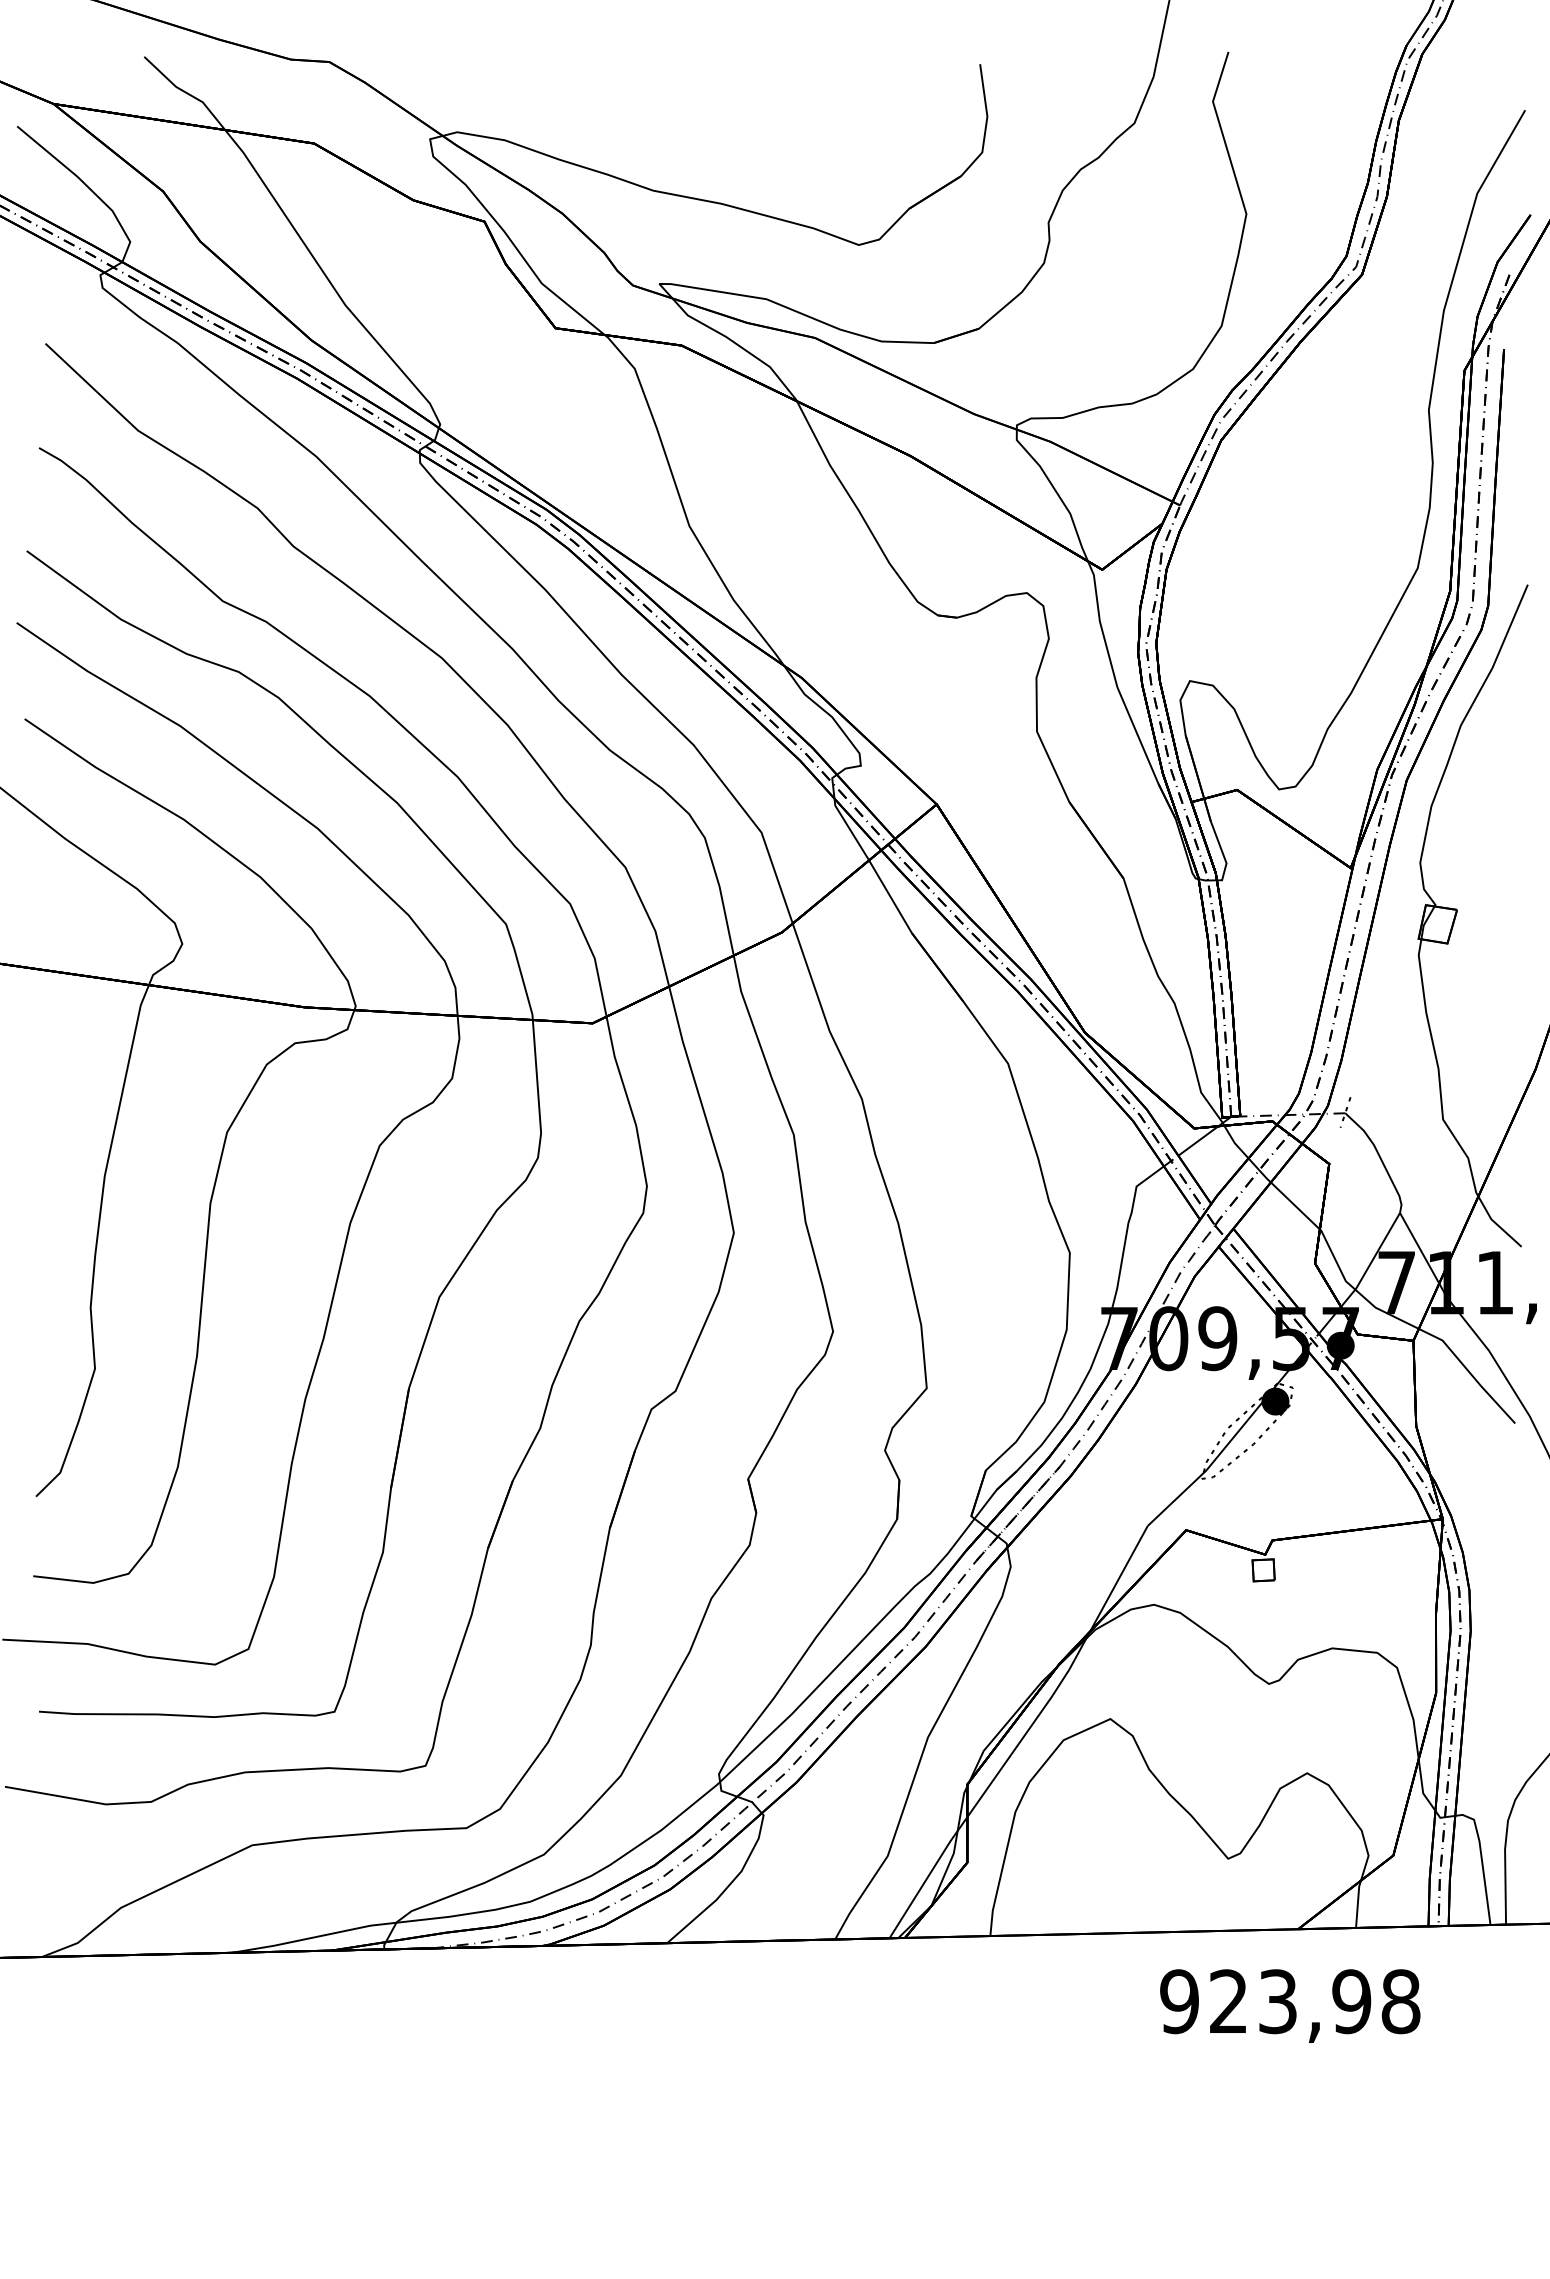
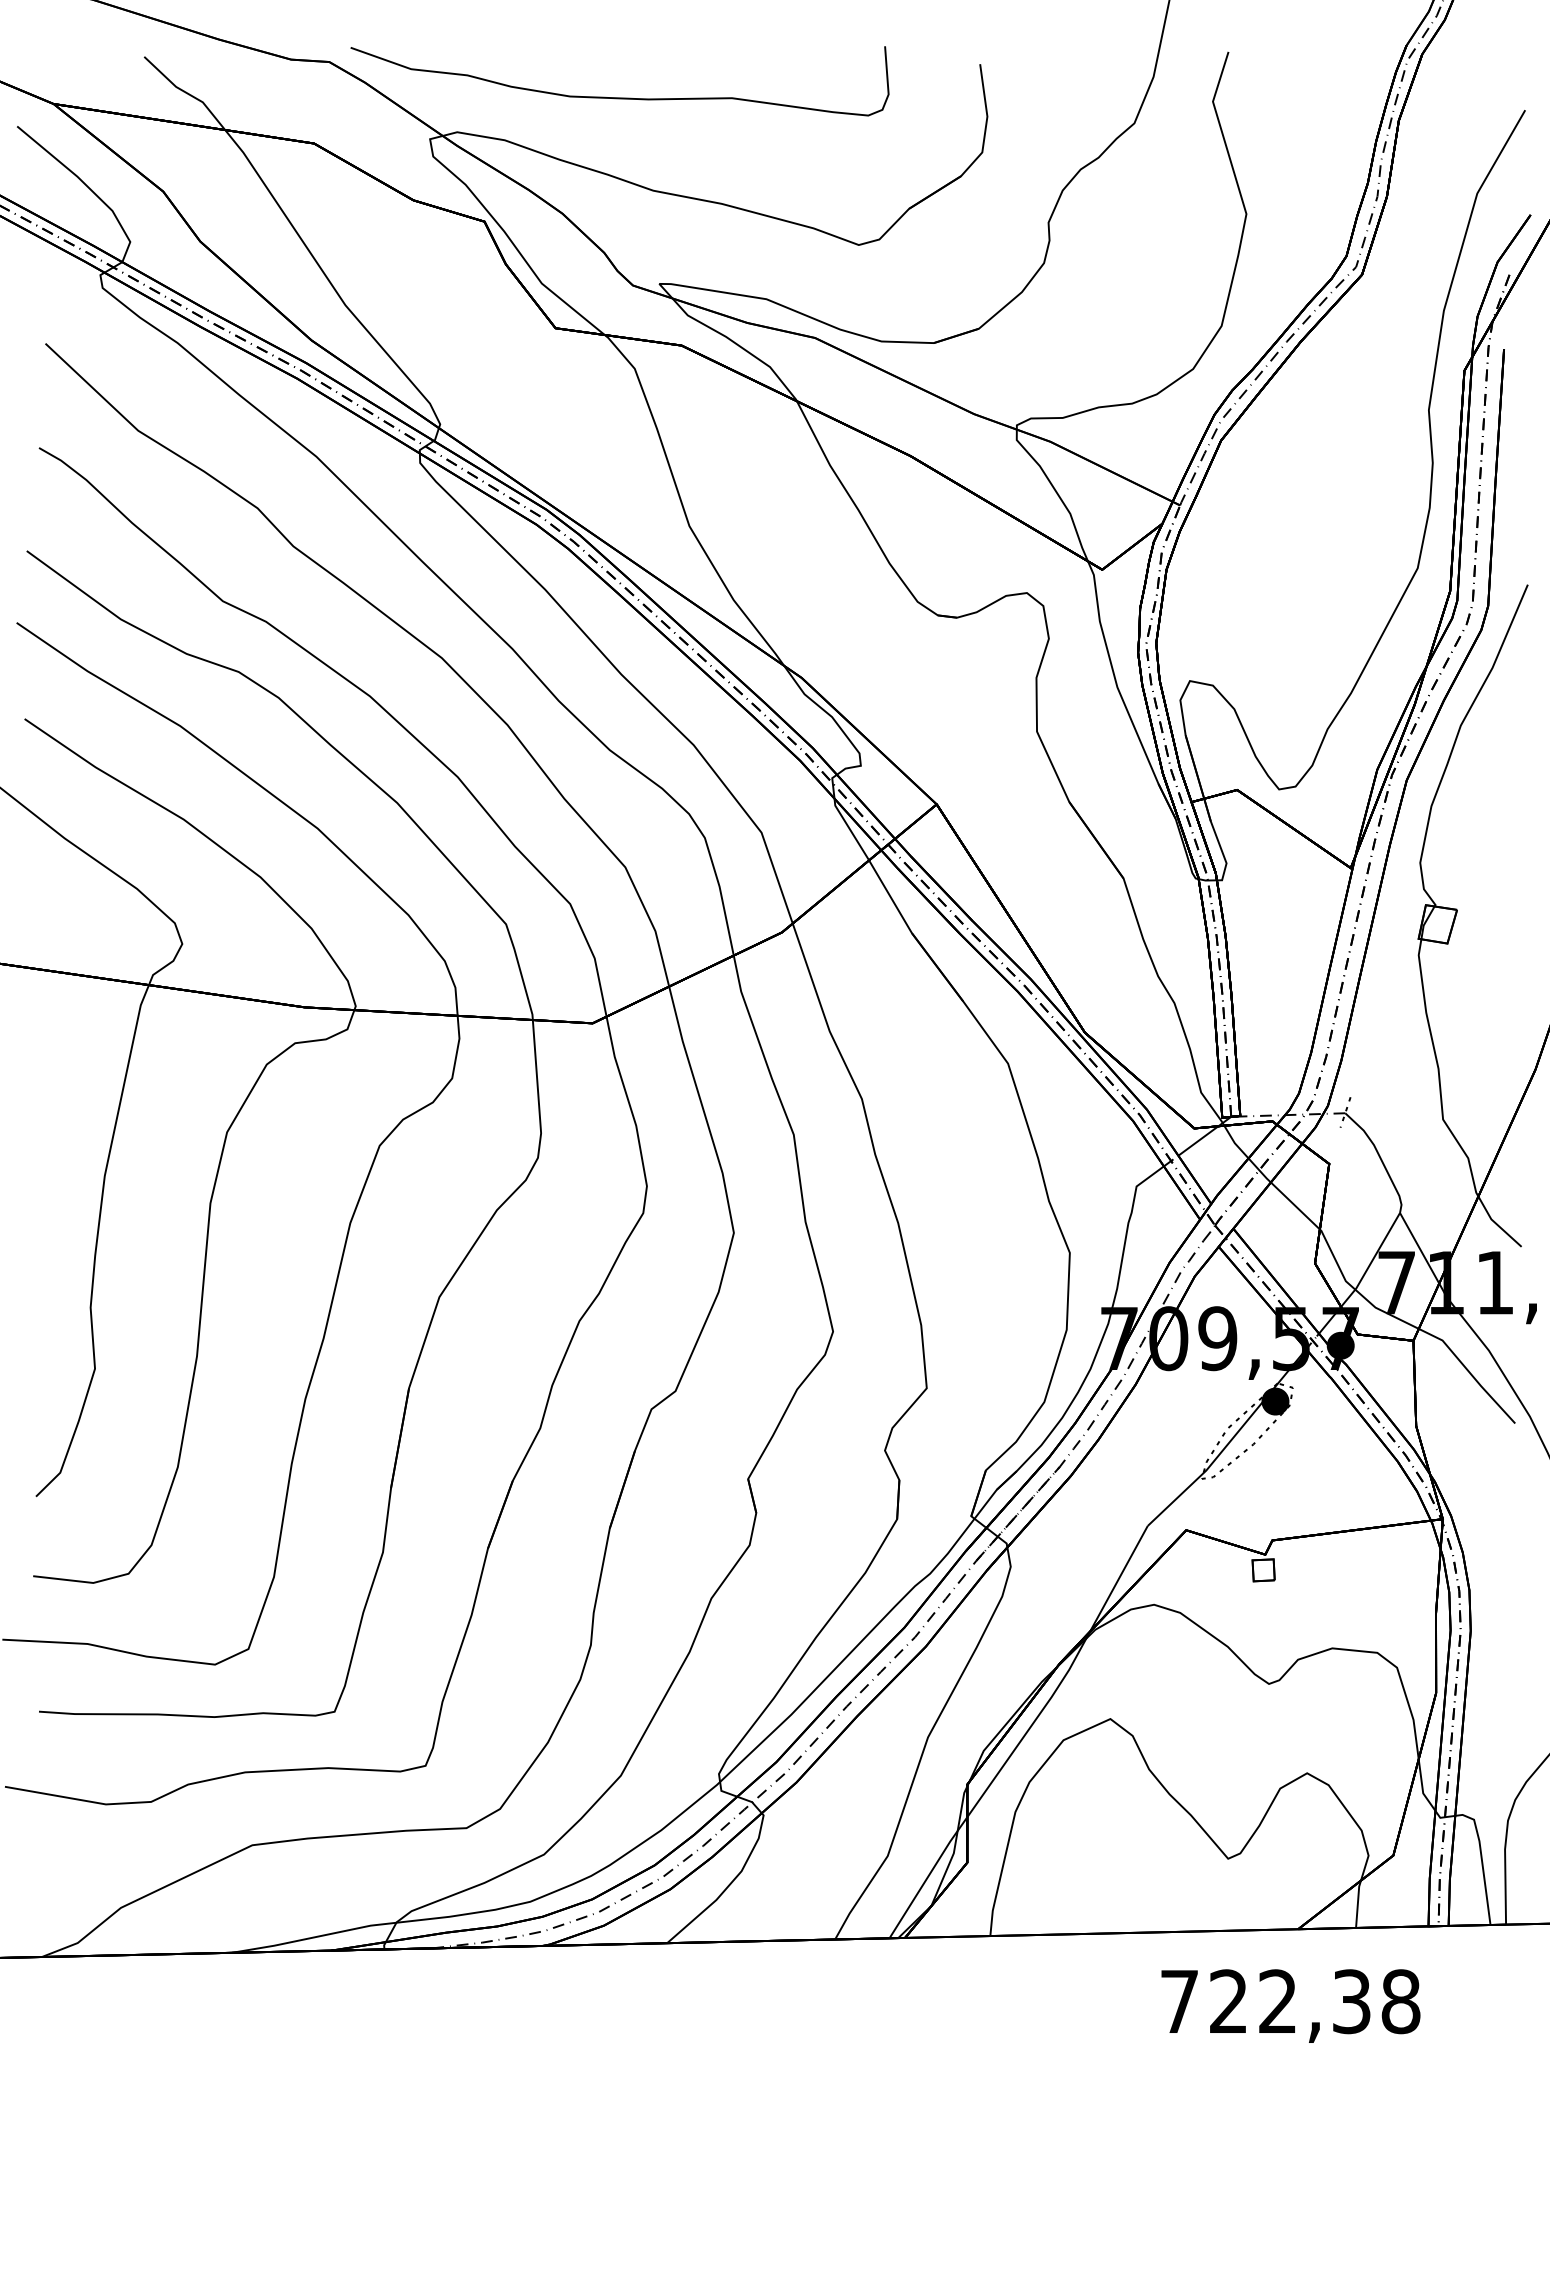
curve: none -> present (619, 97)
text: 923,98 -> 722,38 (1265, 2001)
